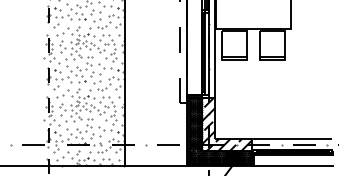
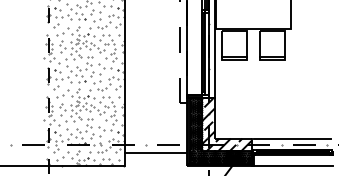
line position: (155, 166) -> (155, 153) (155, 153)
